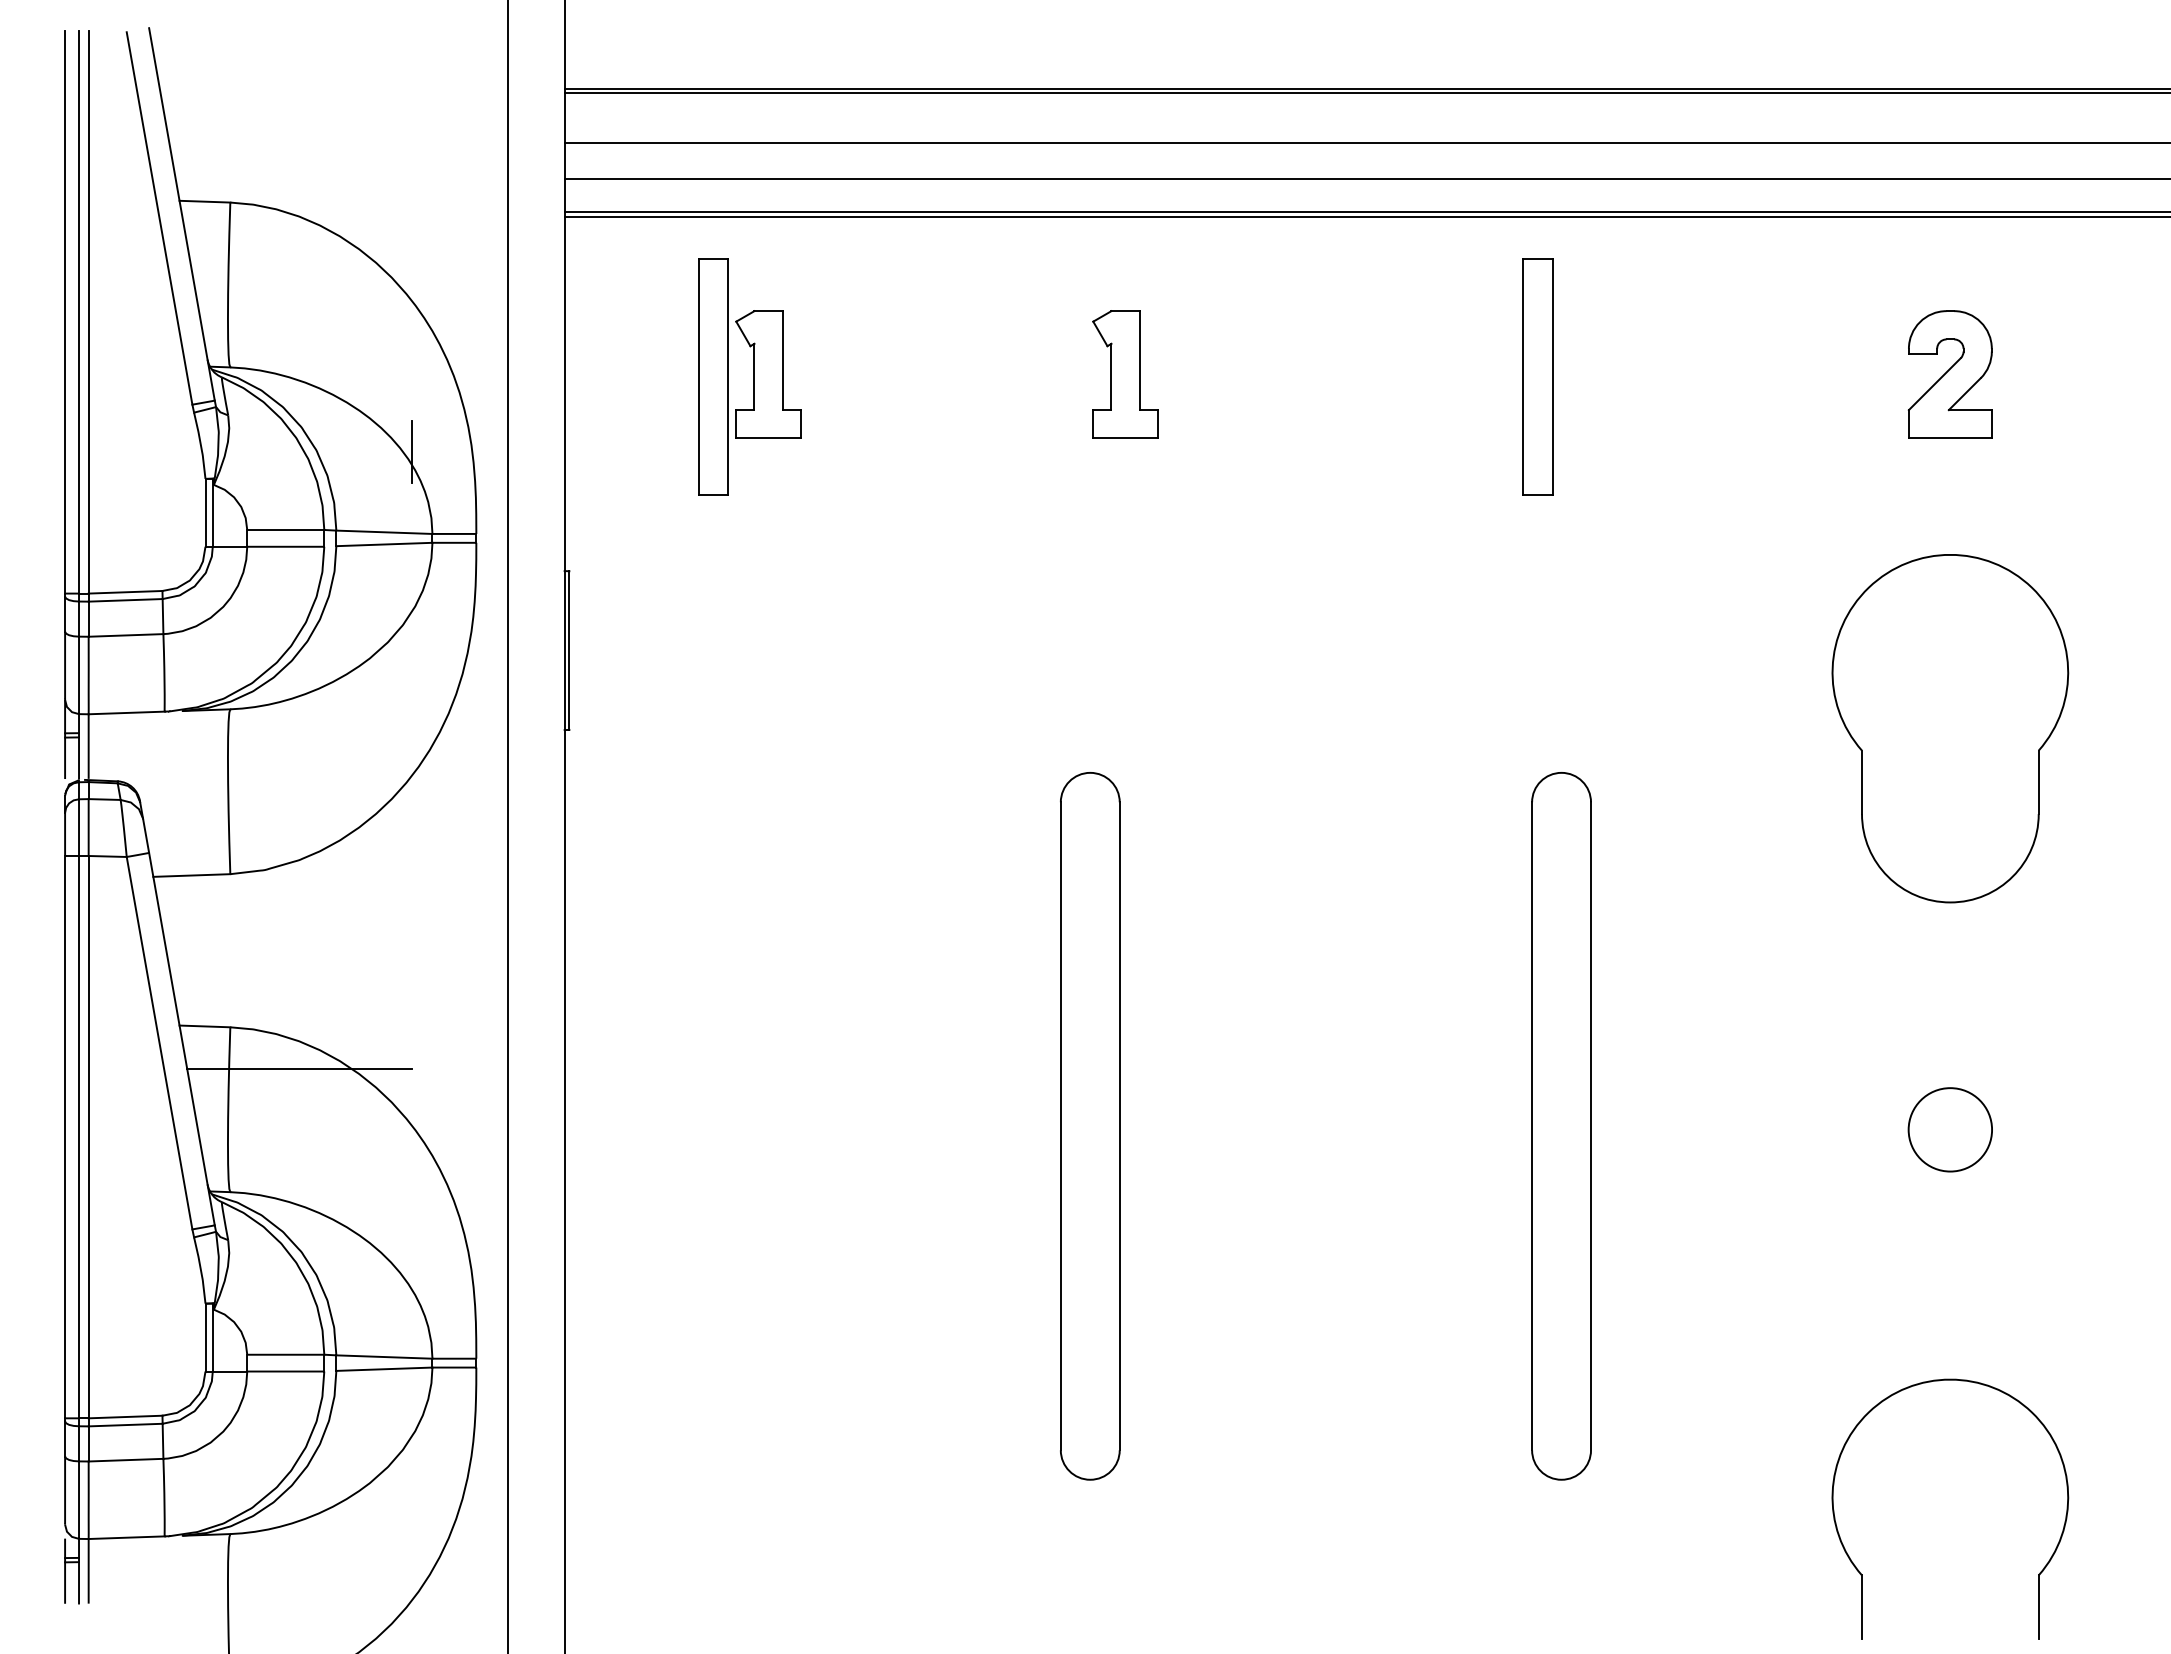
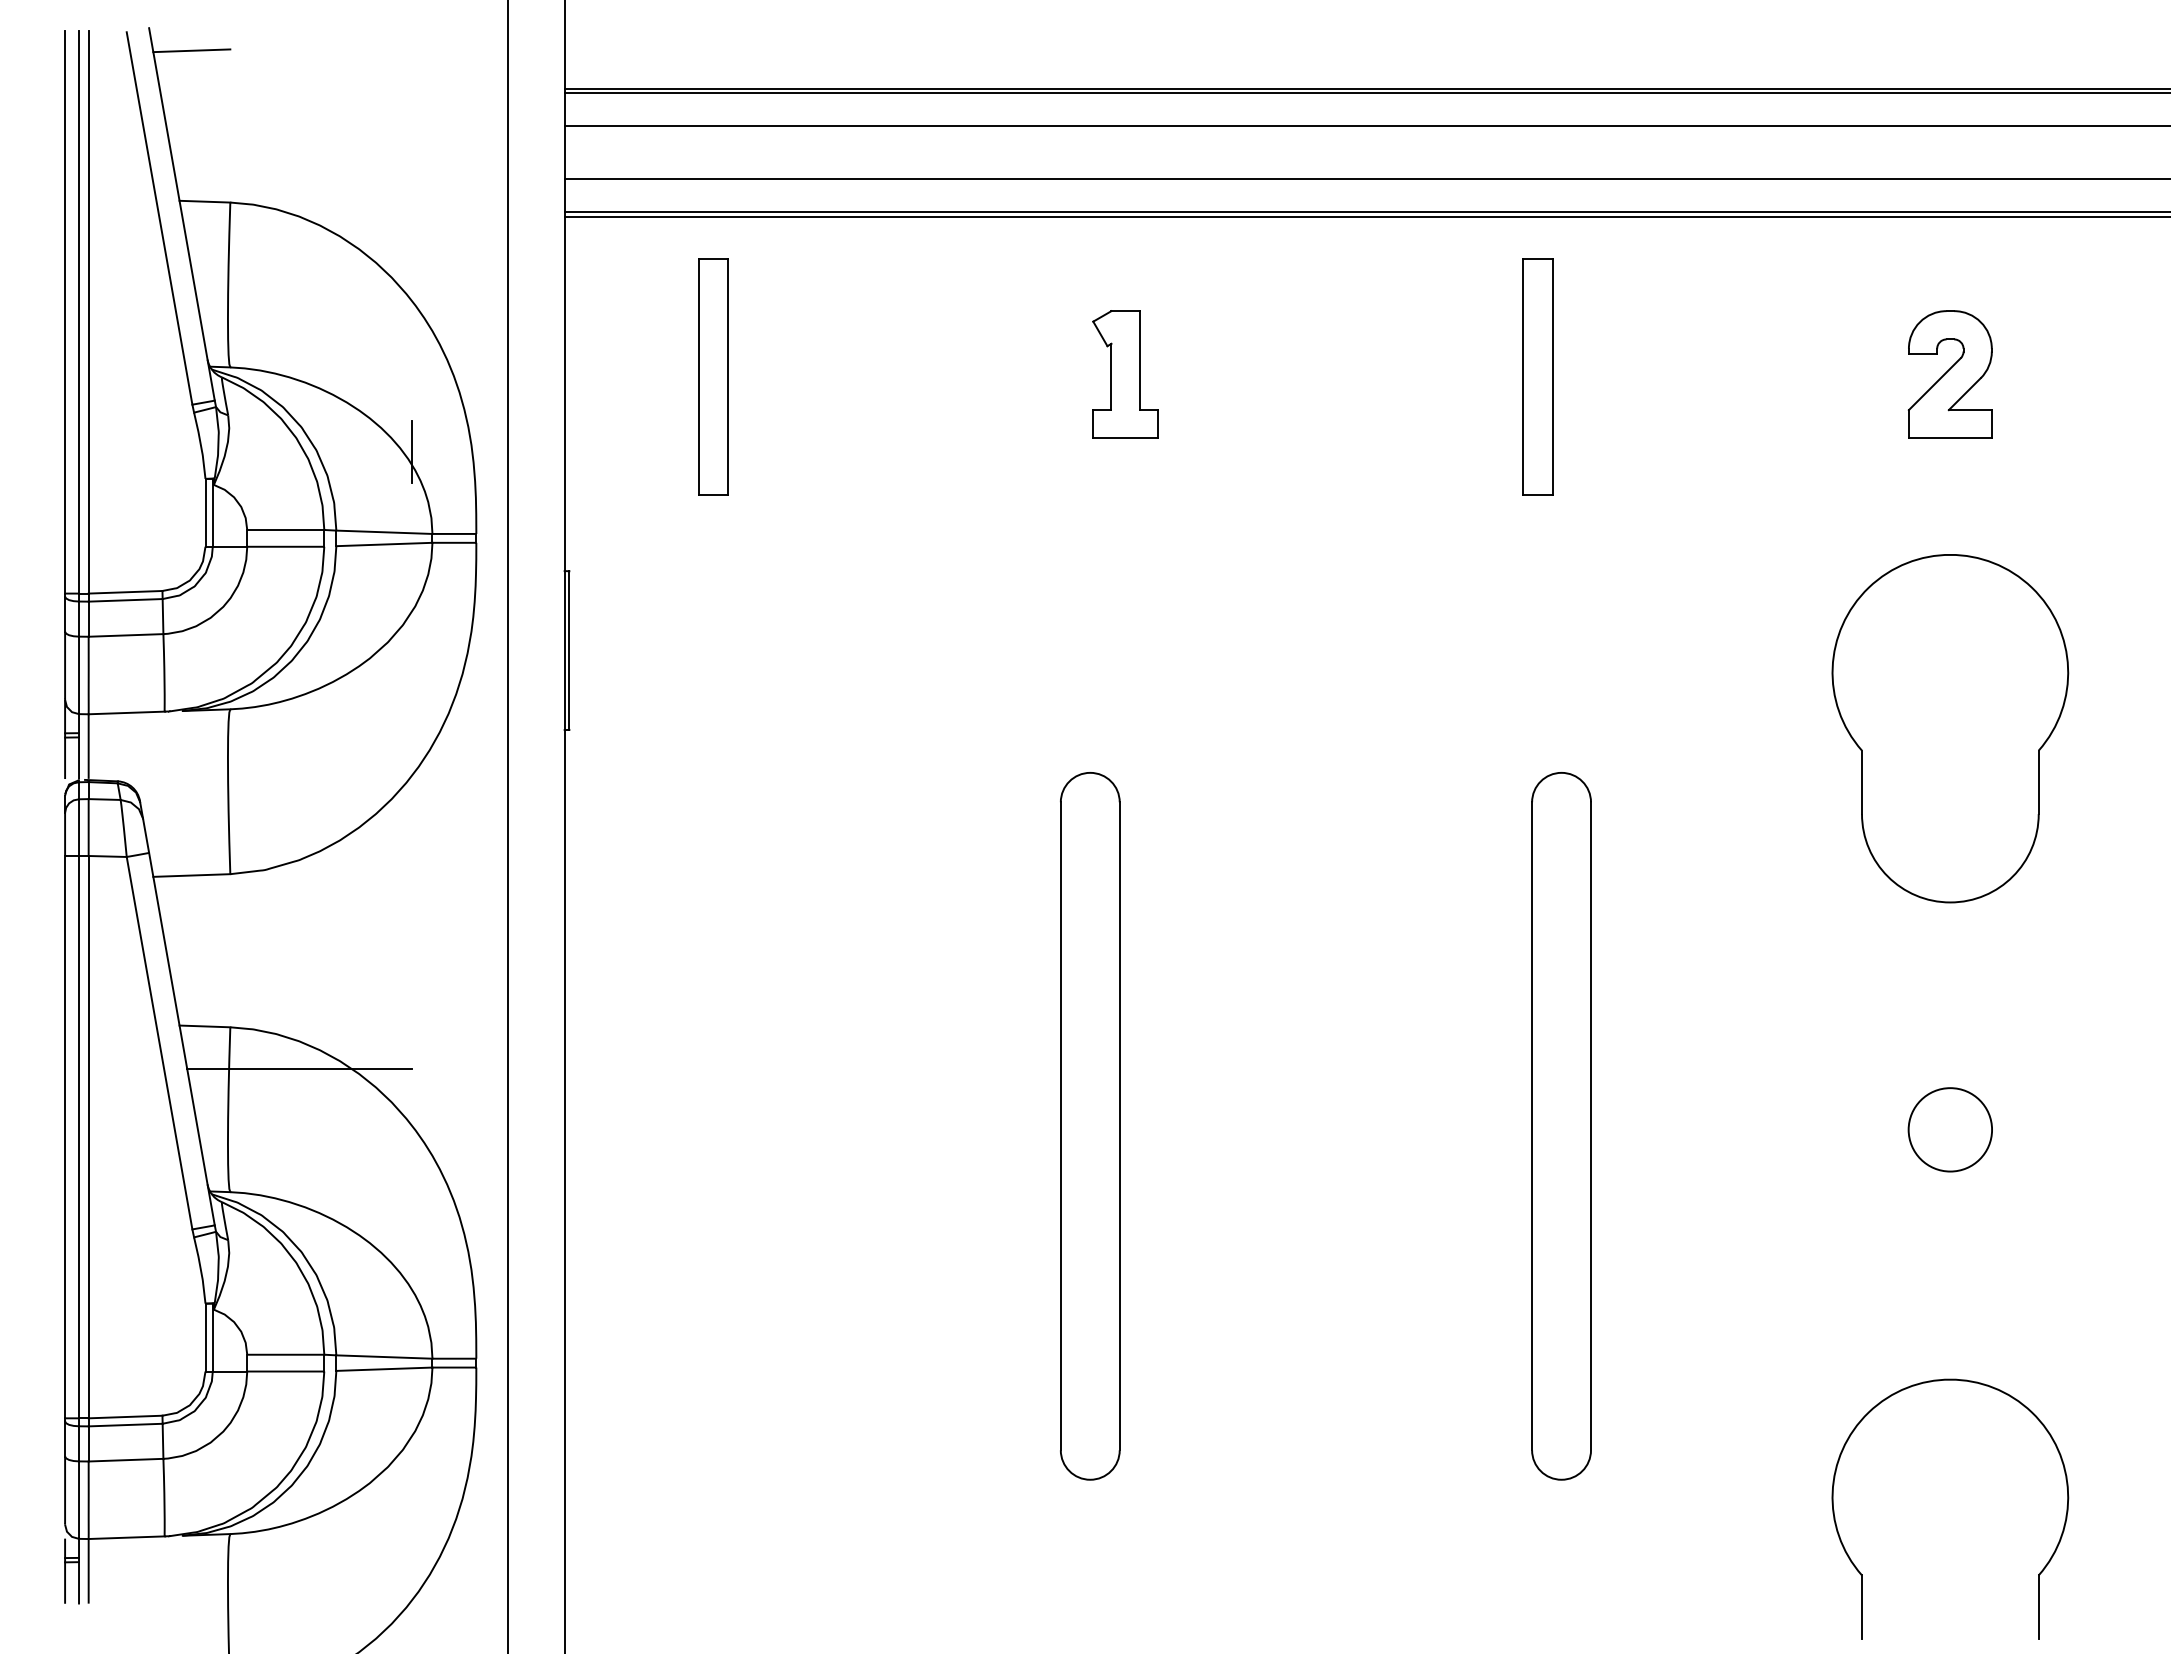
line: none -> present (191, 50)
line position: (1365, 143) -> (1365, 126) (1365, 126)
part: present -> none (768, 374)
